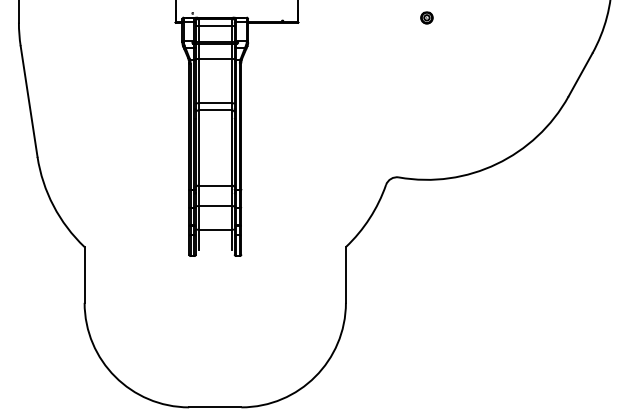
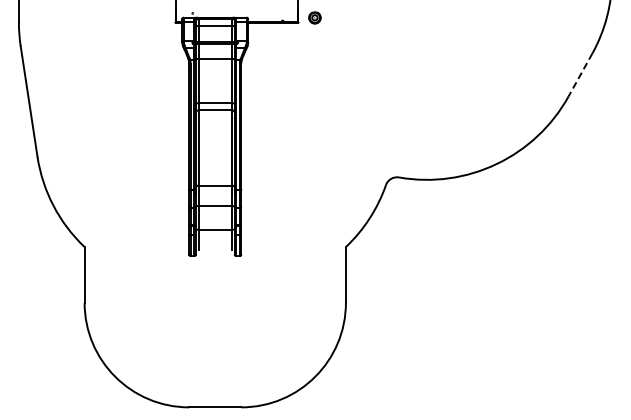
part position: (426, 17) -> (314, 17) (314, 17)
line: solid -> dashed (580, 74)
